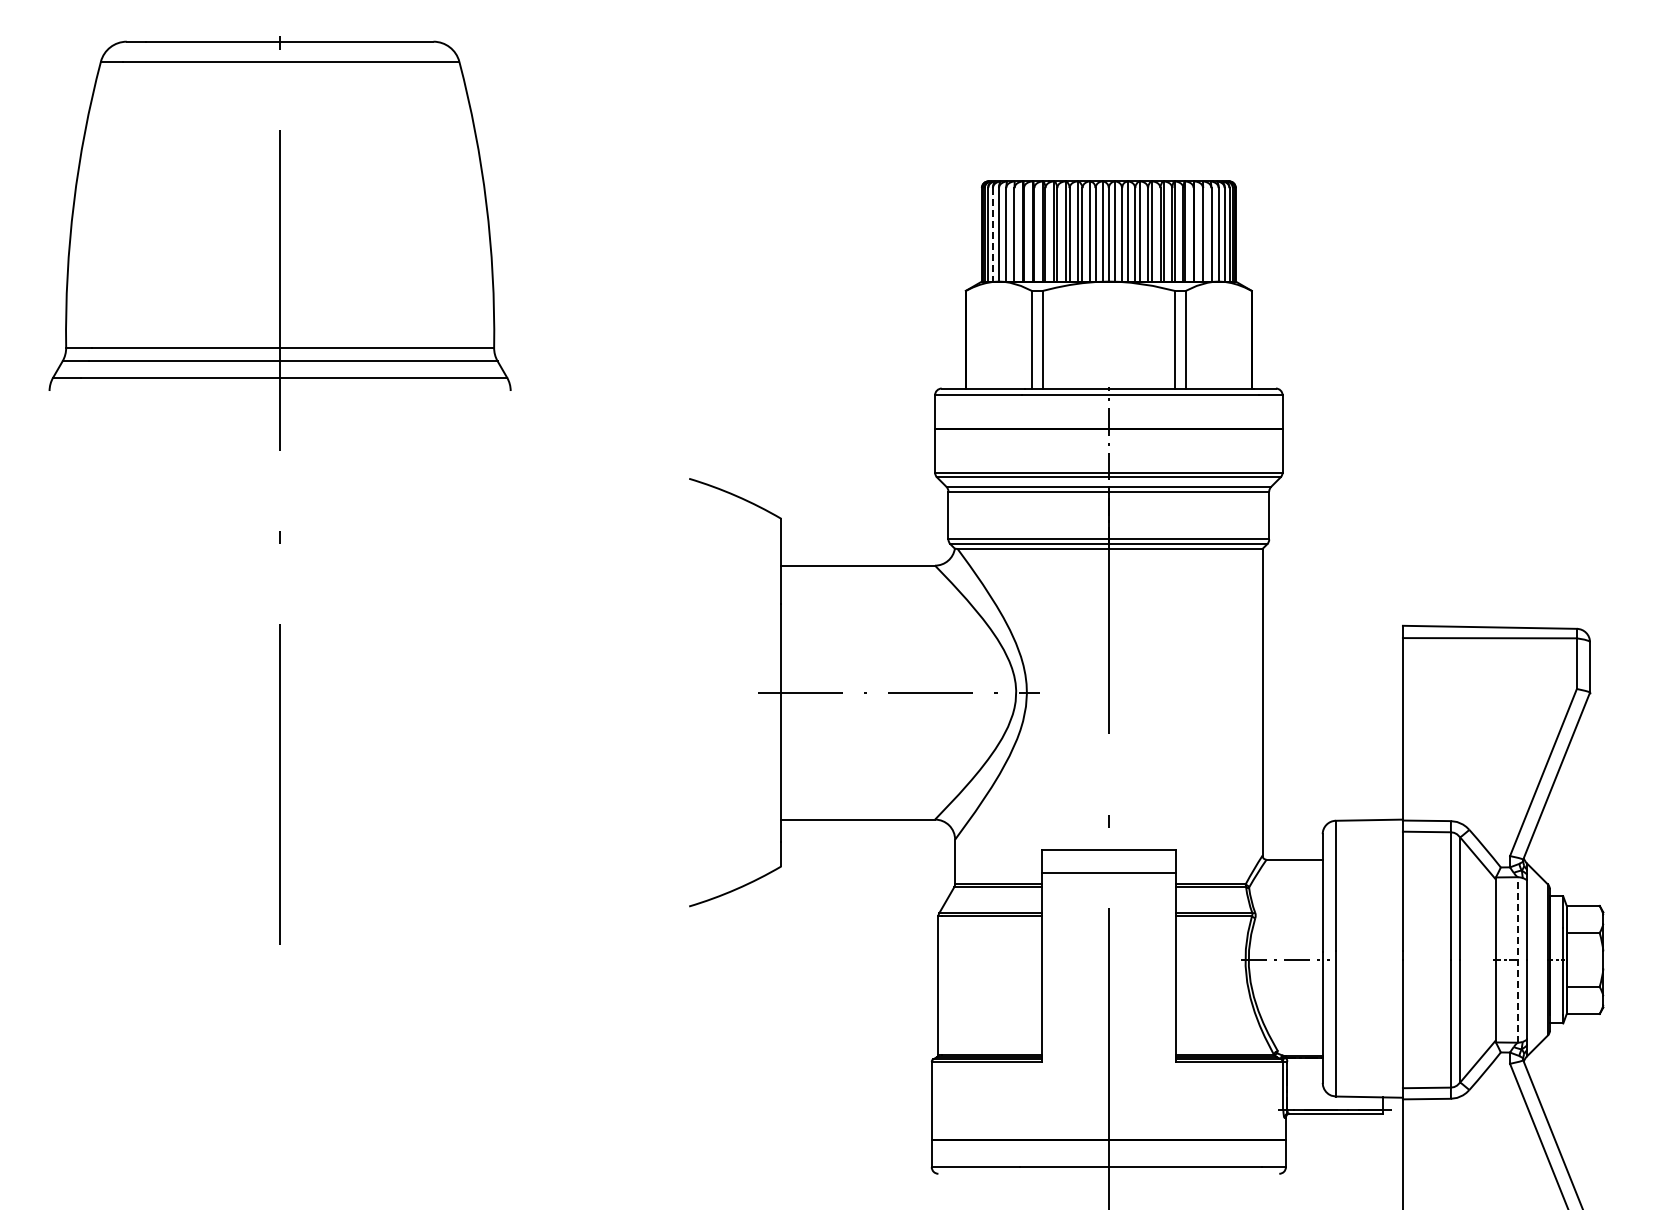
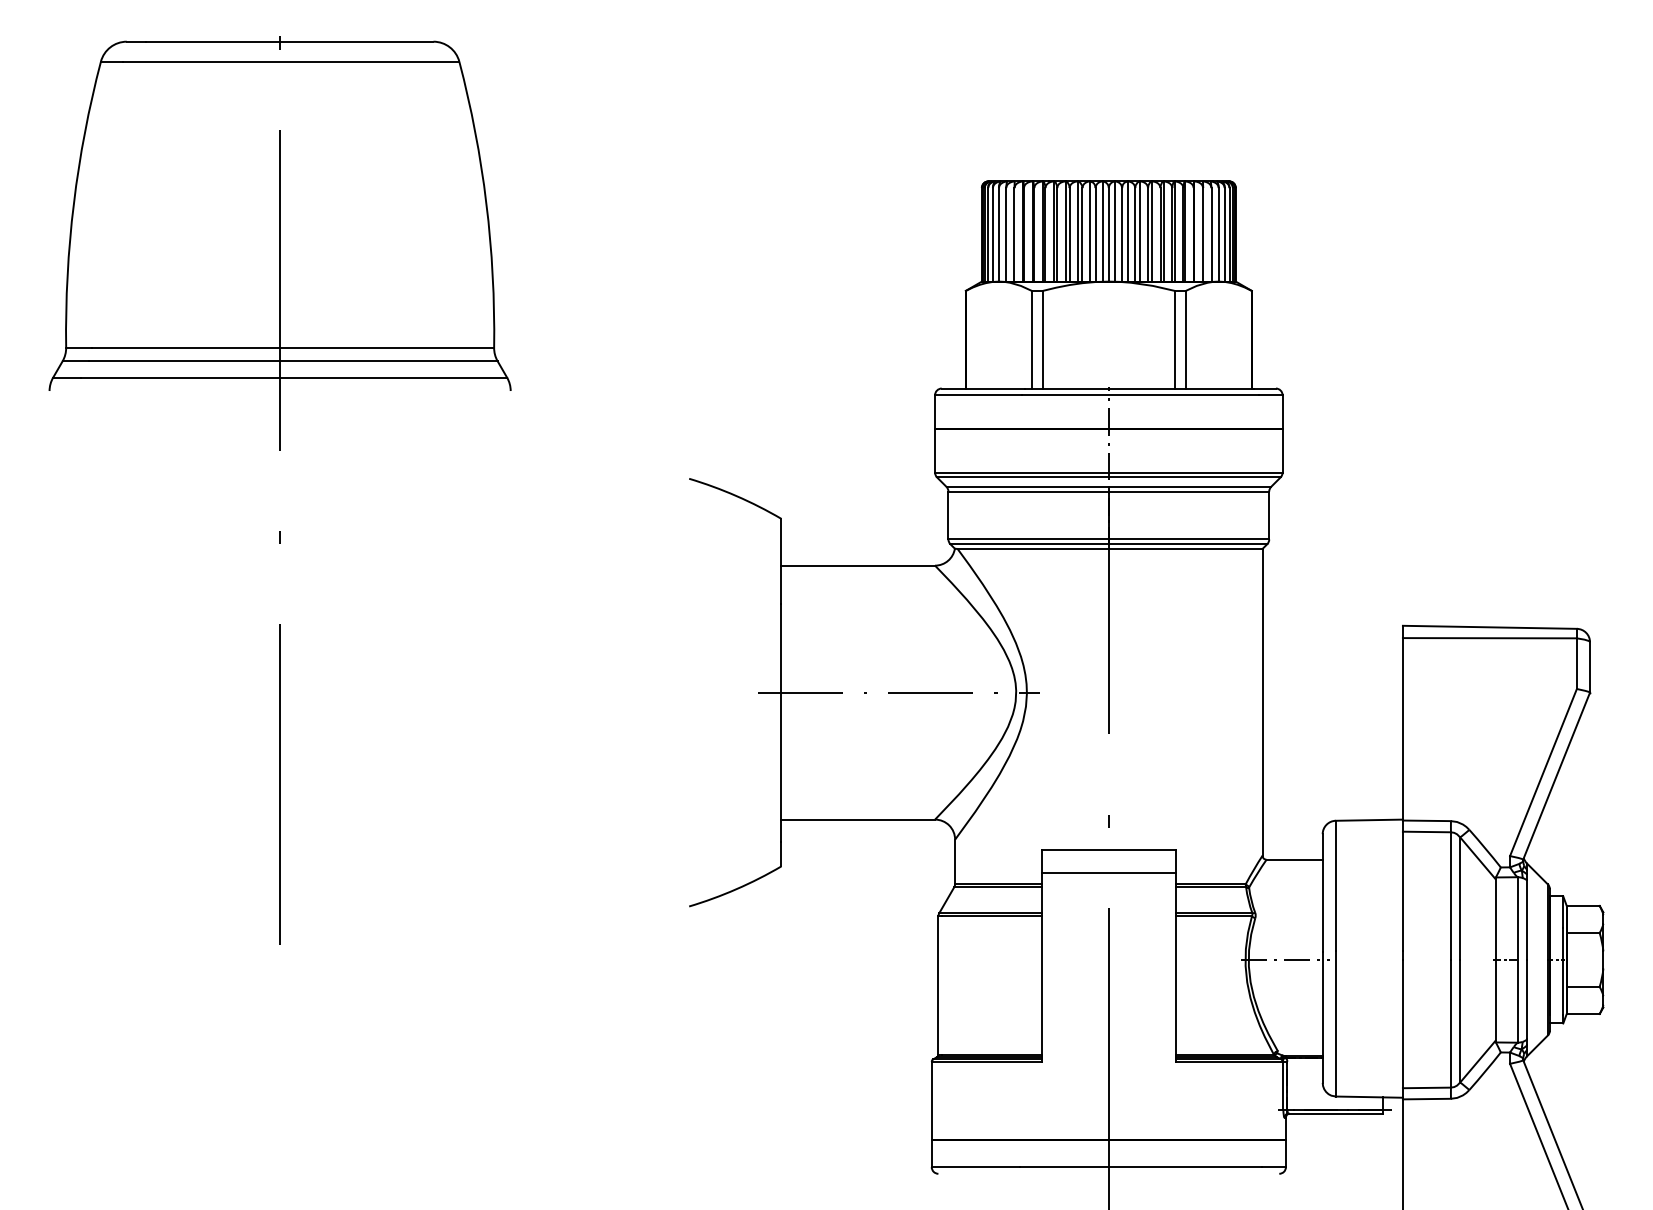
line: dashed -> solid (992, 234)
line: dashed -> solid (1517, 959)
